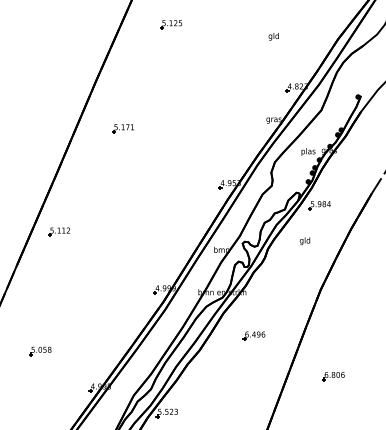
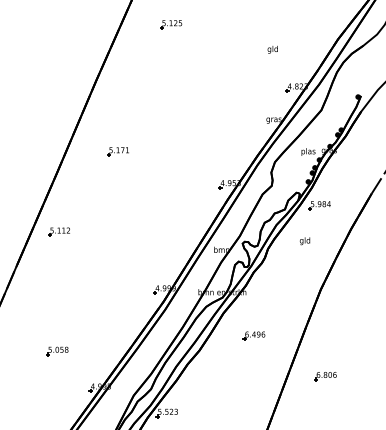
text position: (273, 36) -> (272, 49) (272, 49)
part position: (122, 128) -> (117, 151) (117, 151)
part position: (40, 351) -> (57, 351) (57, 351)
part position: (333, 376) -> (325, 376) (325, 376)
